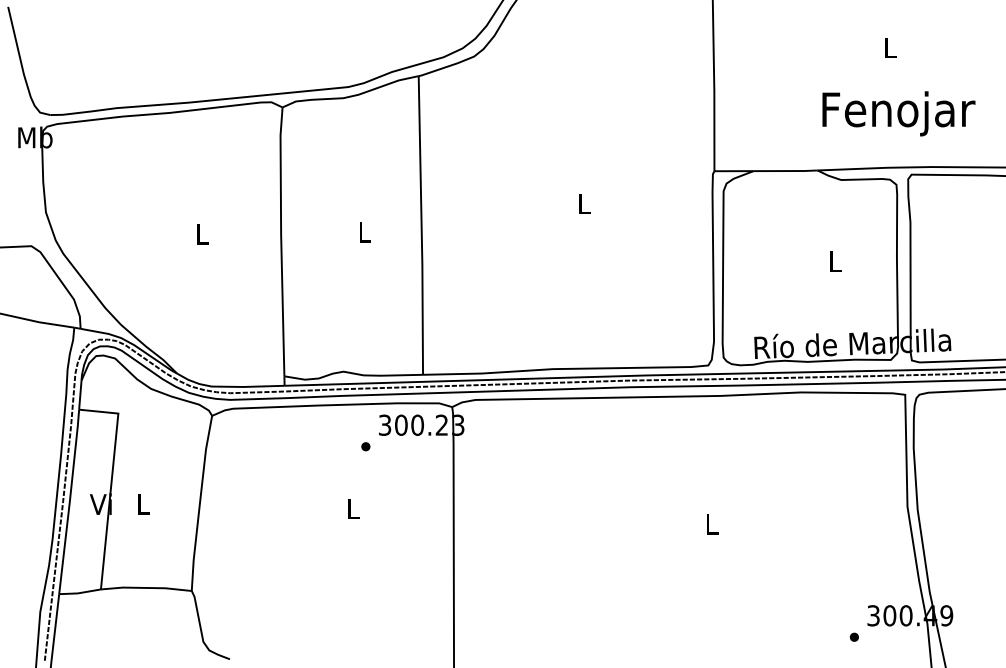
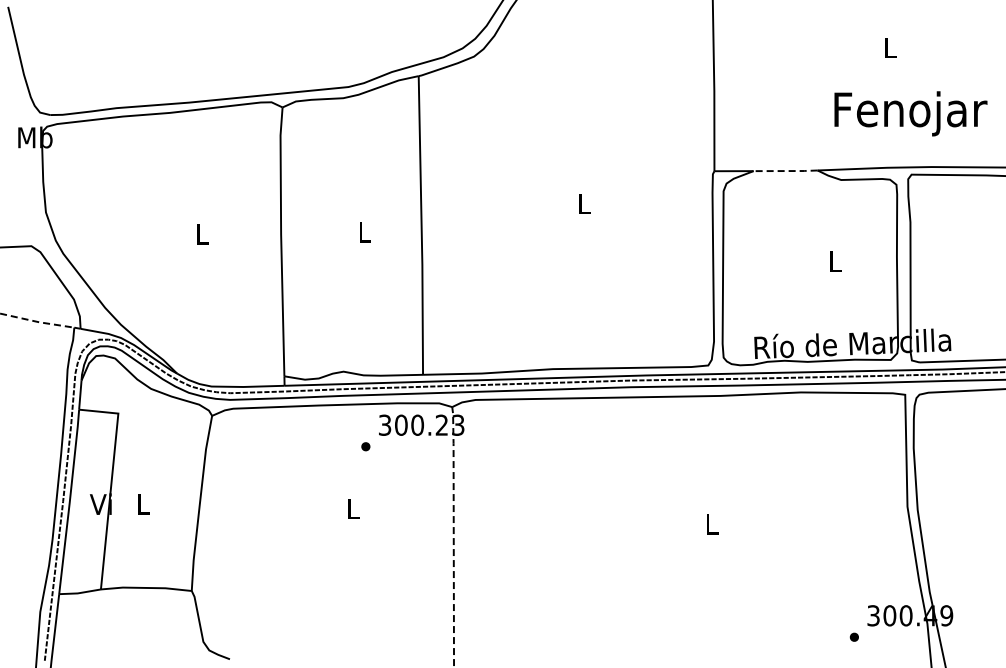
text position: (898, 113) -> (910, 113) (910, 113)
line: solid -> dashed (786, 171)
line: solid -> dashed (38, 322)
line: solid -> dashed (453, 535)
